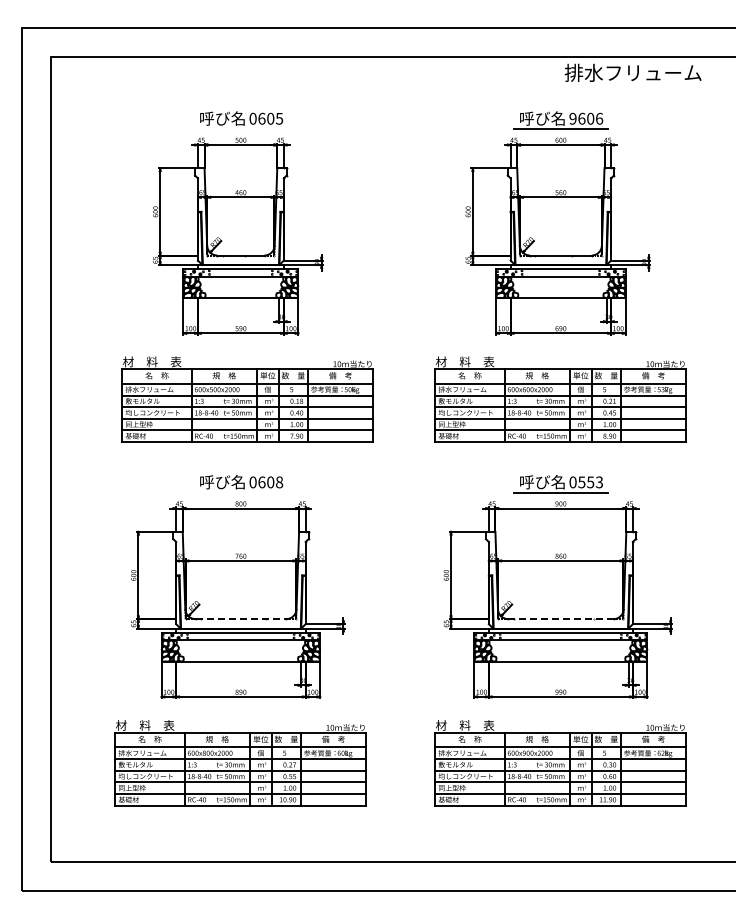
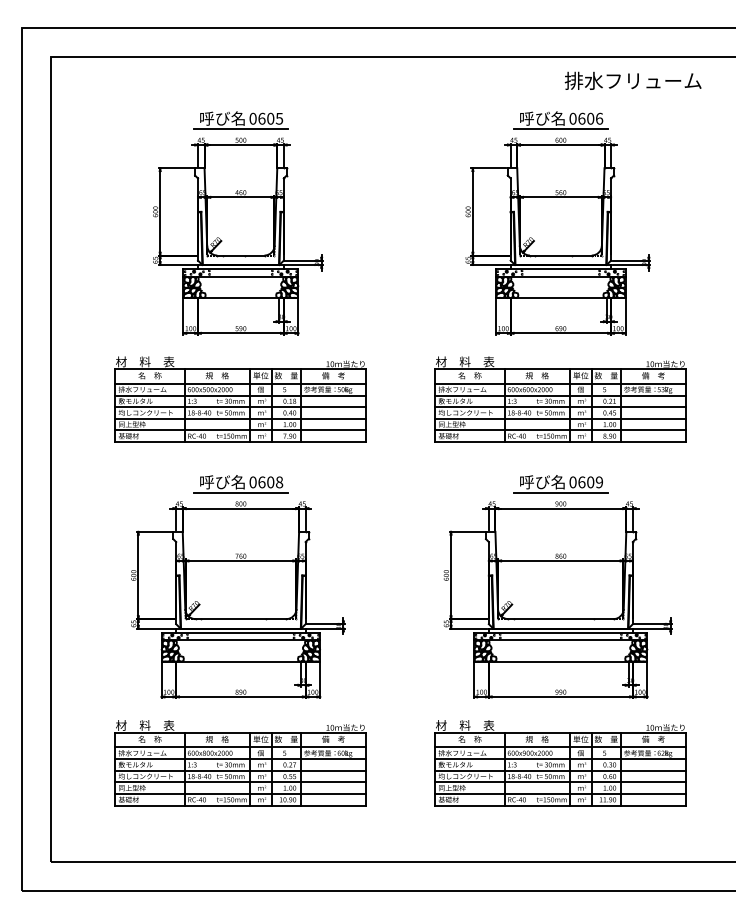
text position: (632, 72) -> (632, 80) (632, 80)
text: 9606 -> 0606 (572, 118)
line: none -> present (240, 129)
part position: (247, 399) -> (240, 399) (240, 399)
text: 0553 -> 0609 (590, 482)
line: none -> present (240, 492)
line: dashed -> solid (241, 619)
line: dashed -> solid (560, 619)
